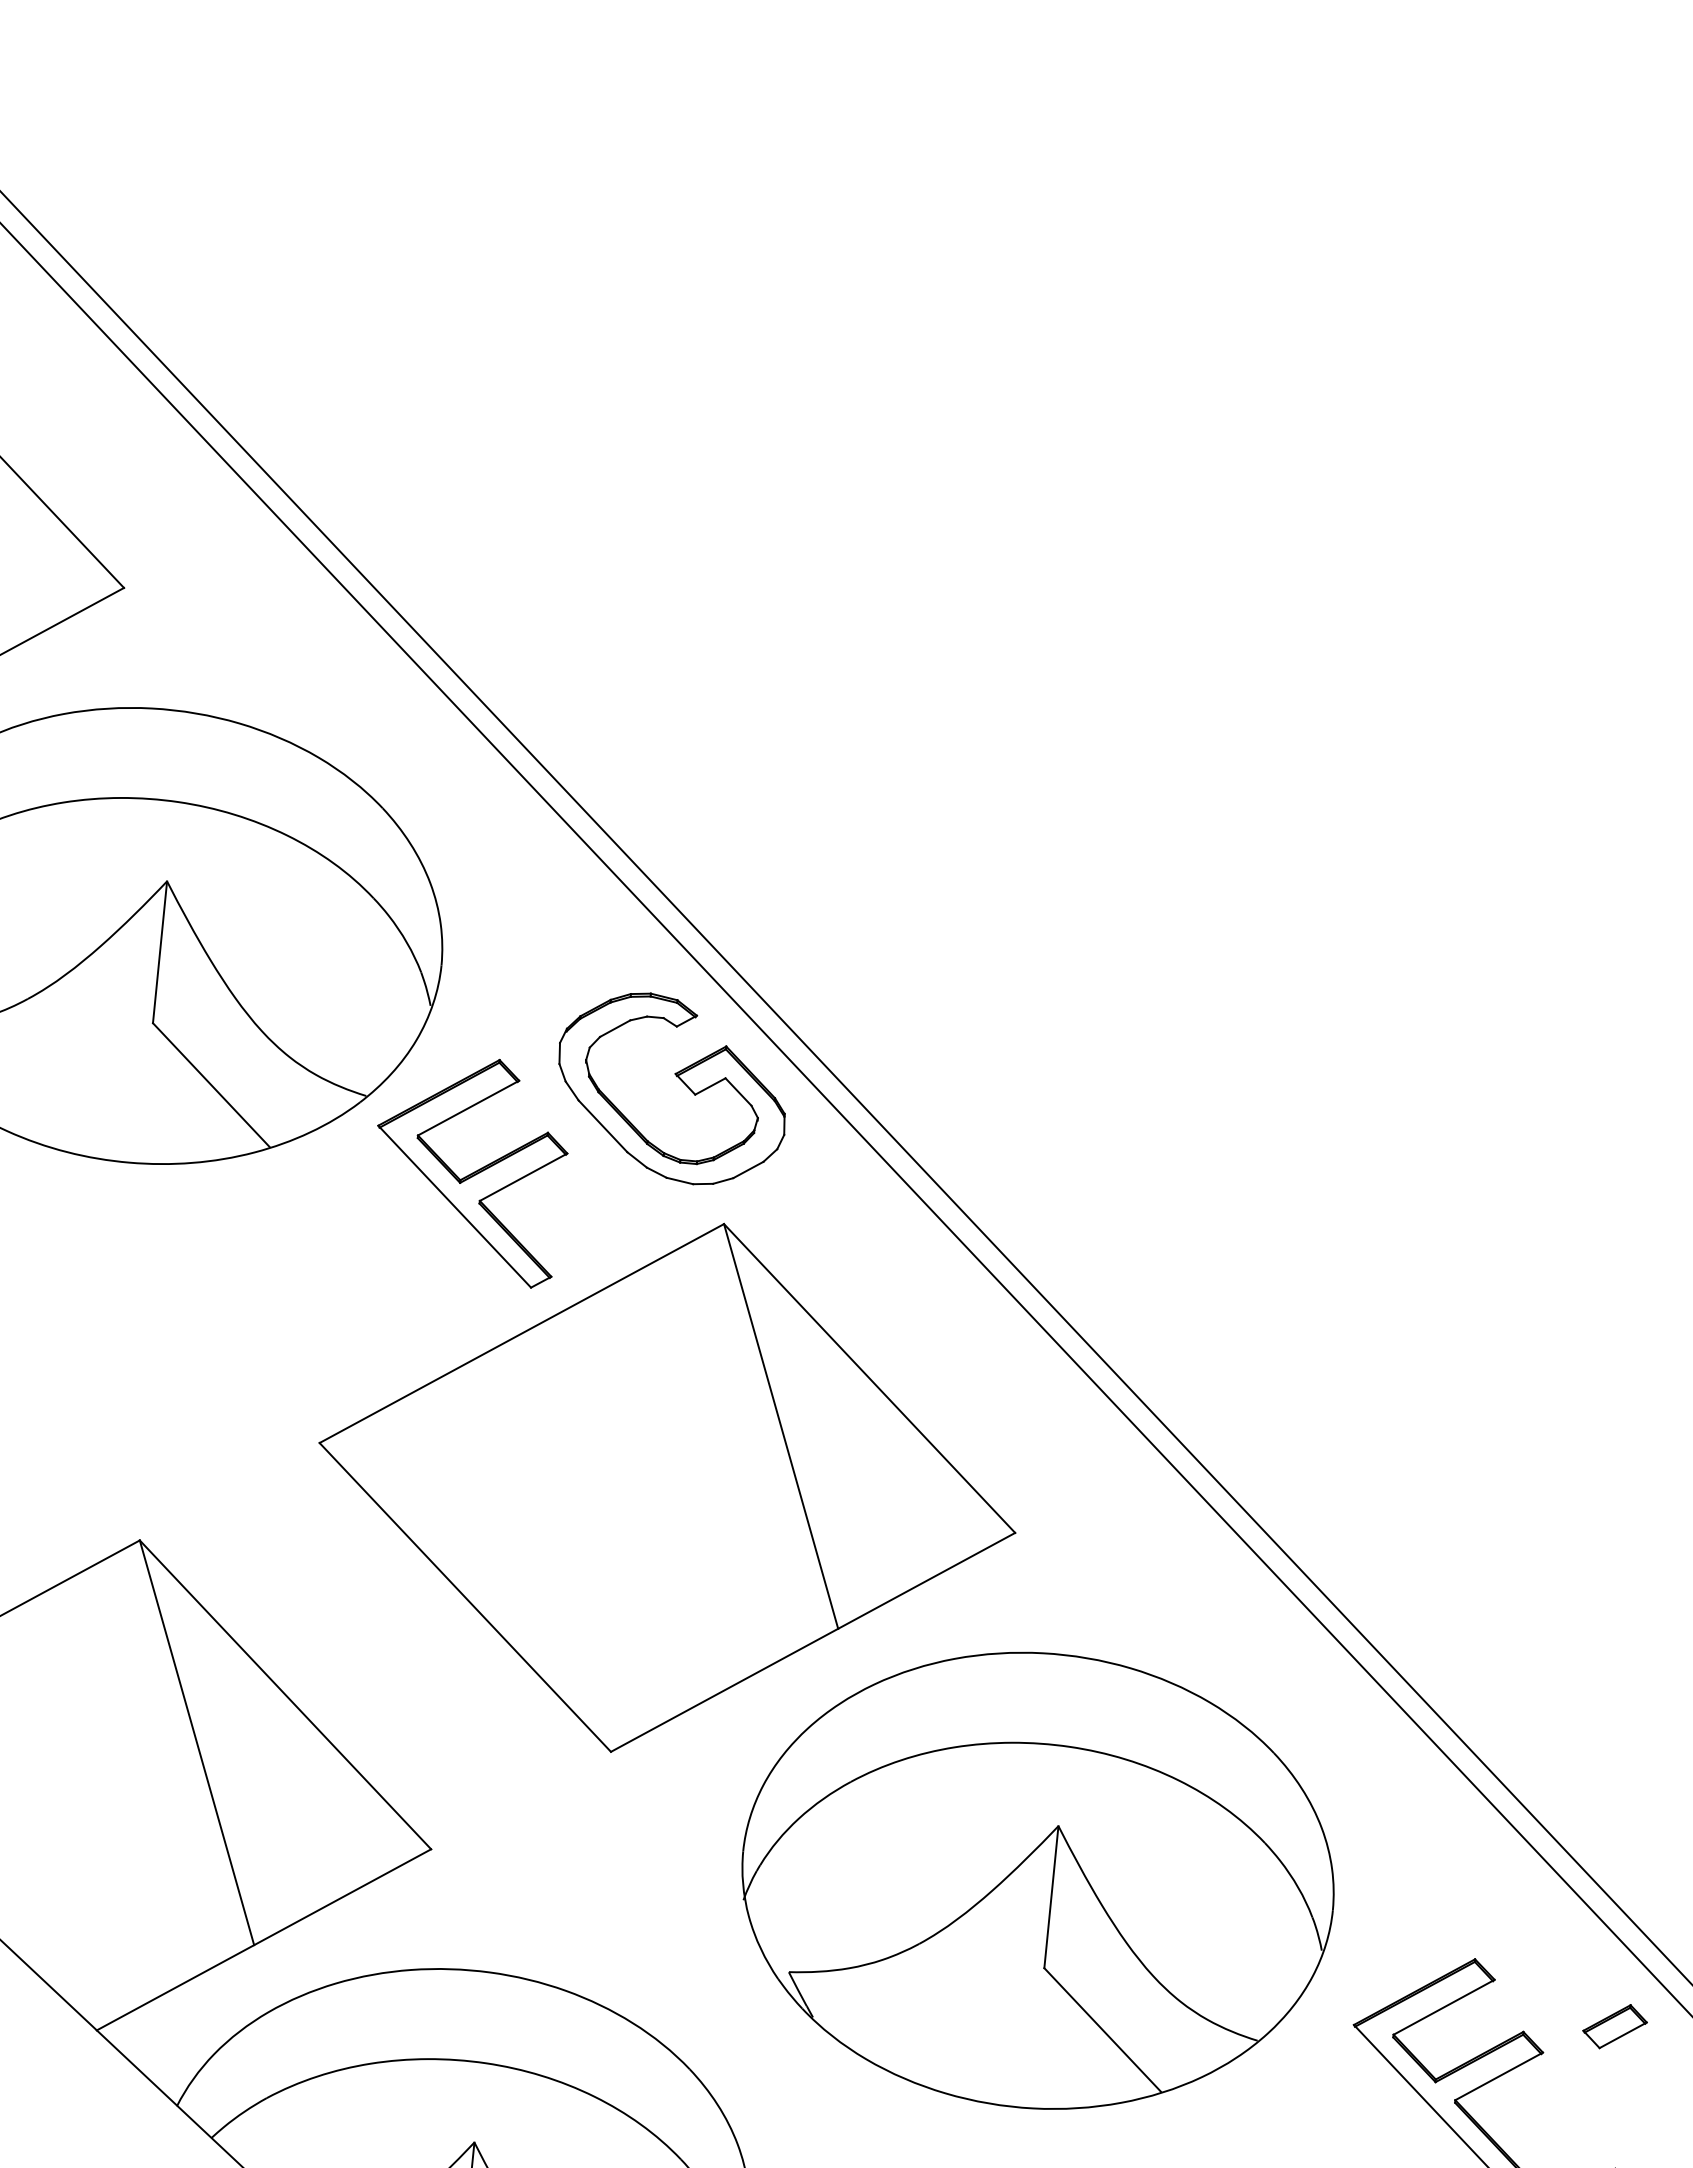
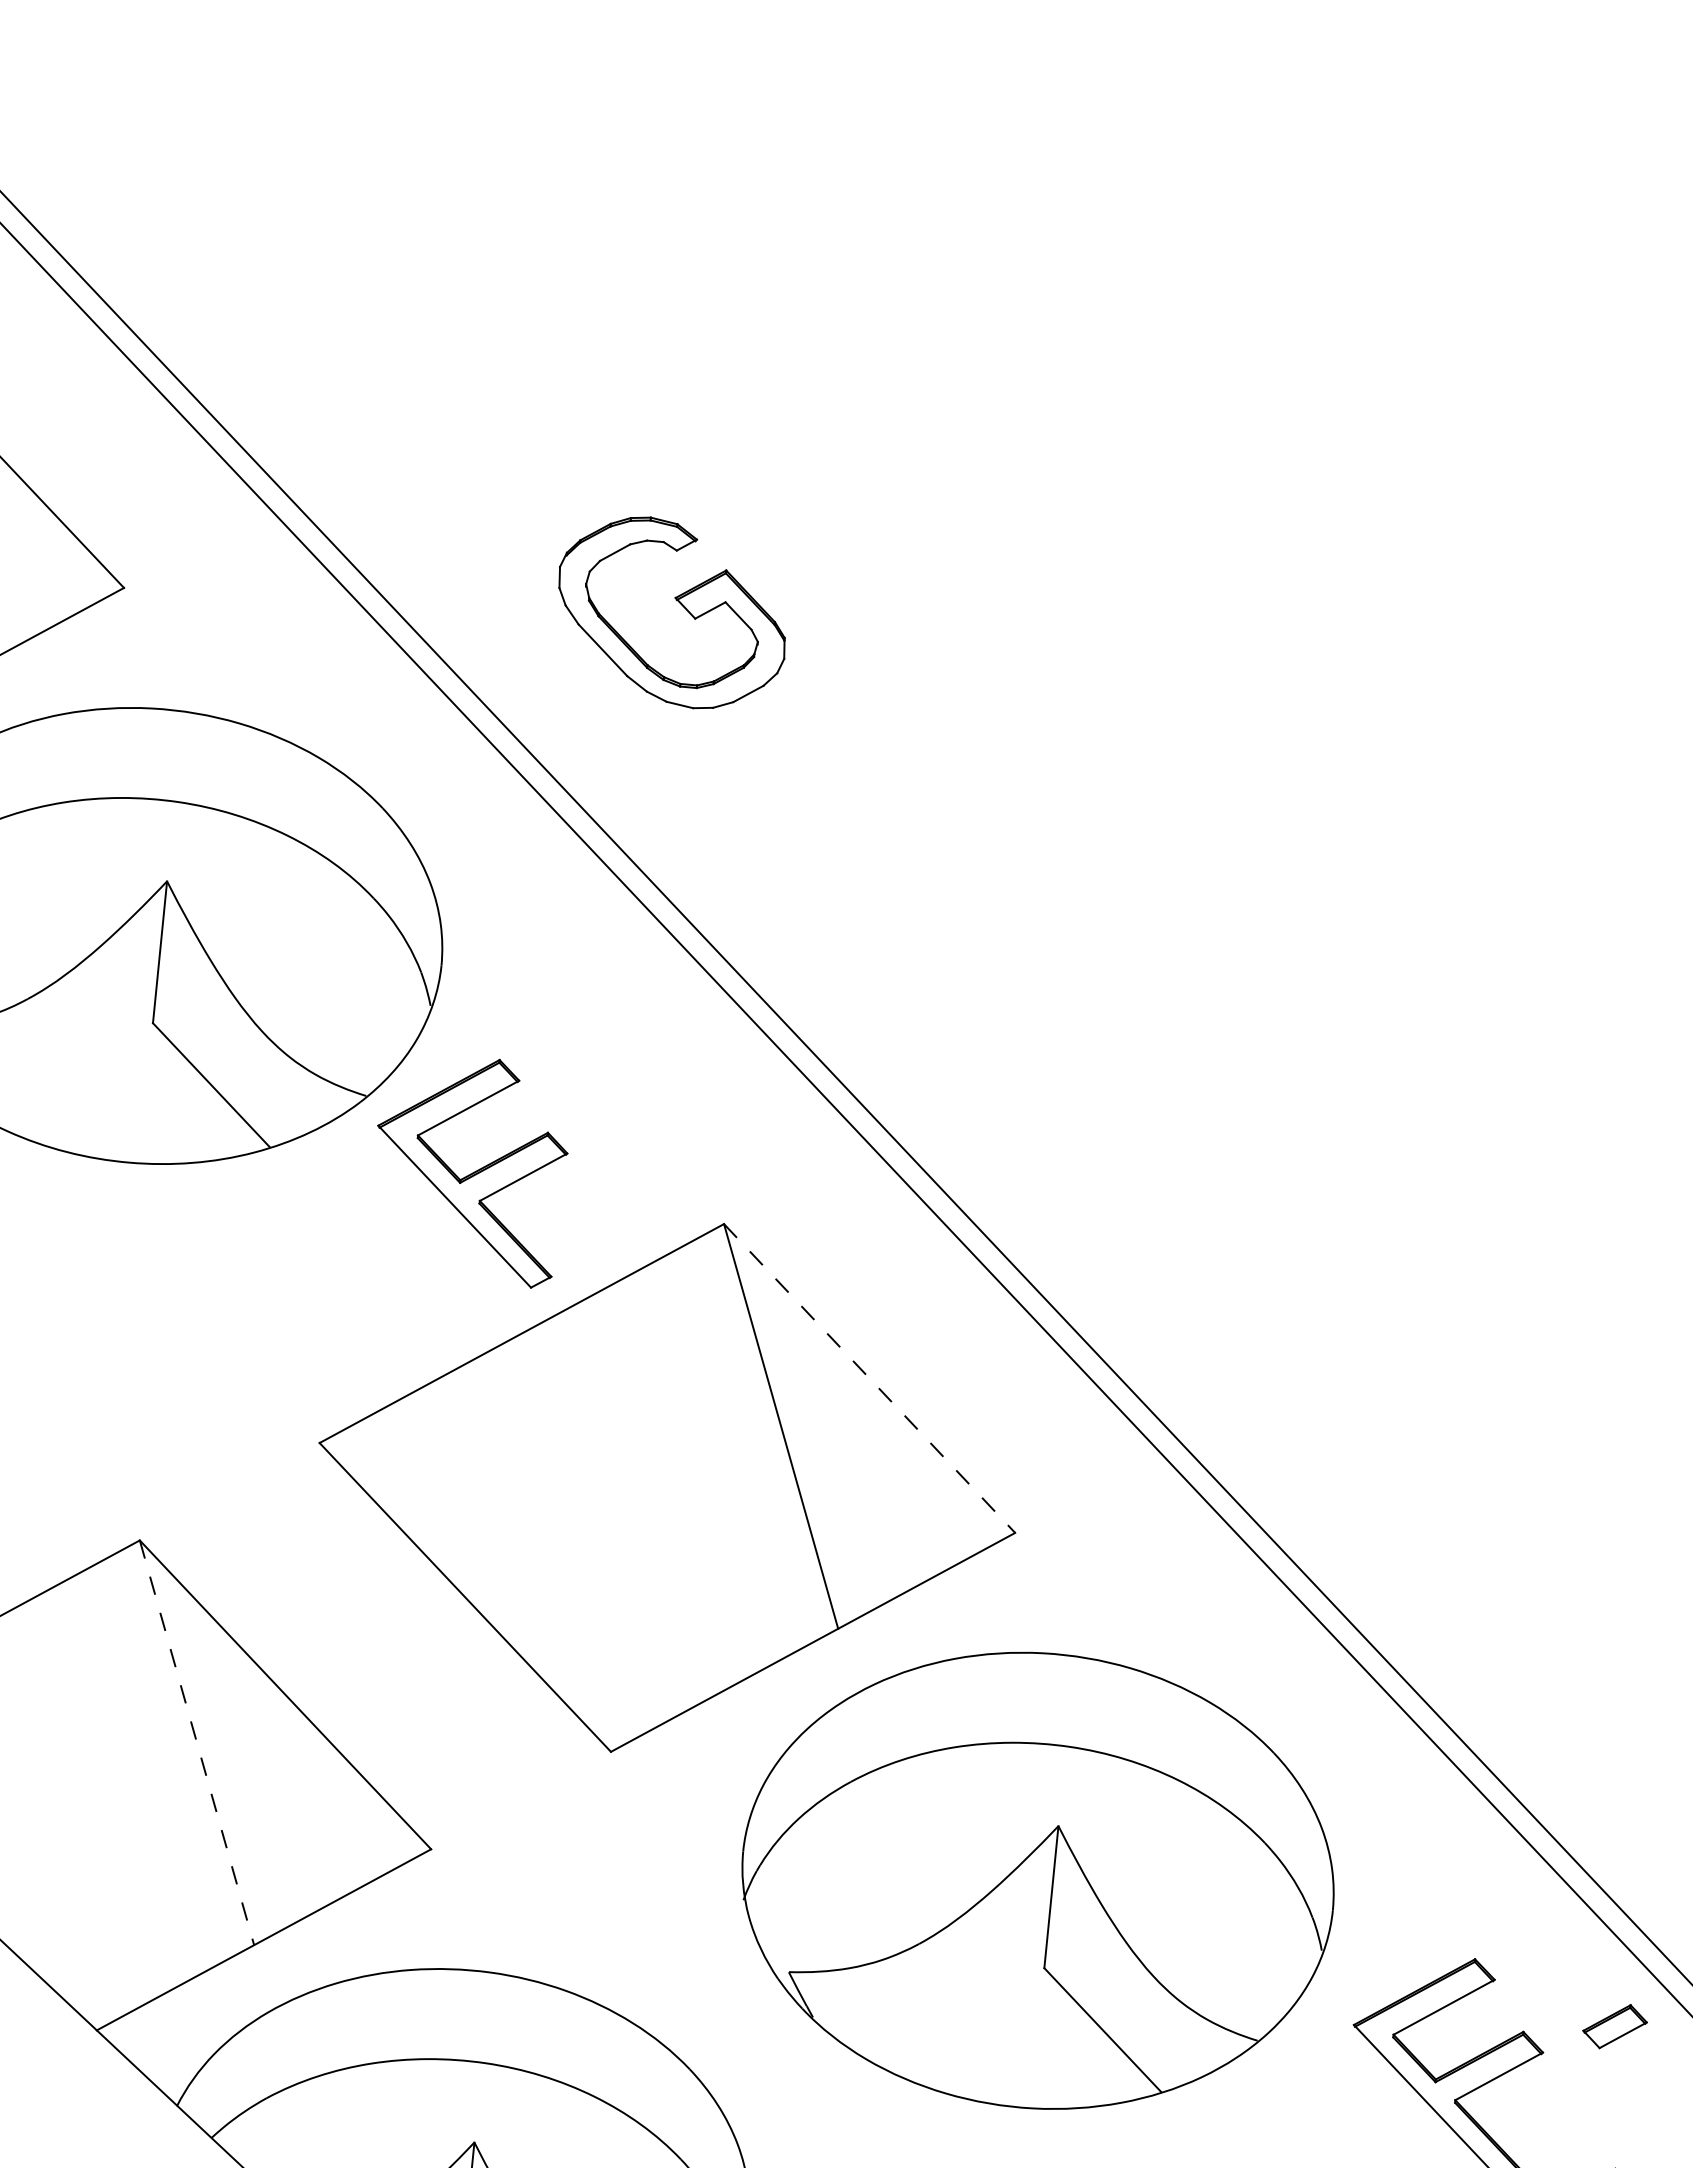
part position: (679, 1079) -> (679, 603) (679, 603)
line: solid -> dashed (869, 1378)
line: solid -> dashed (197, 1743)
